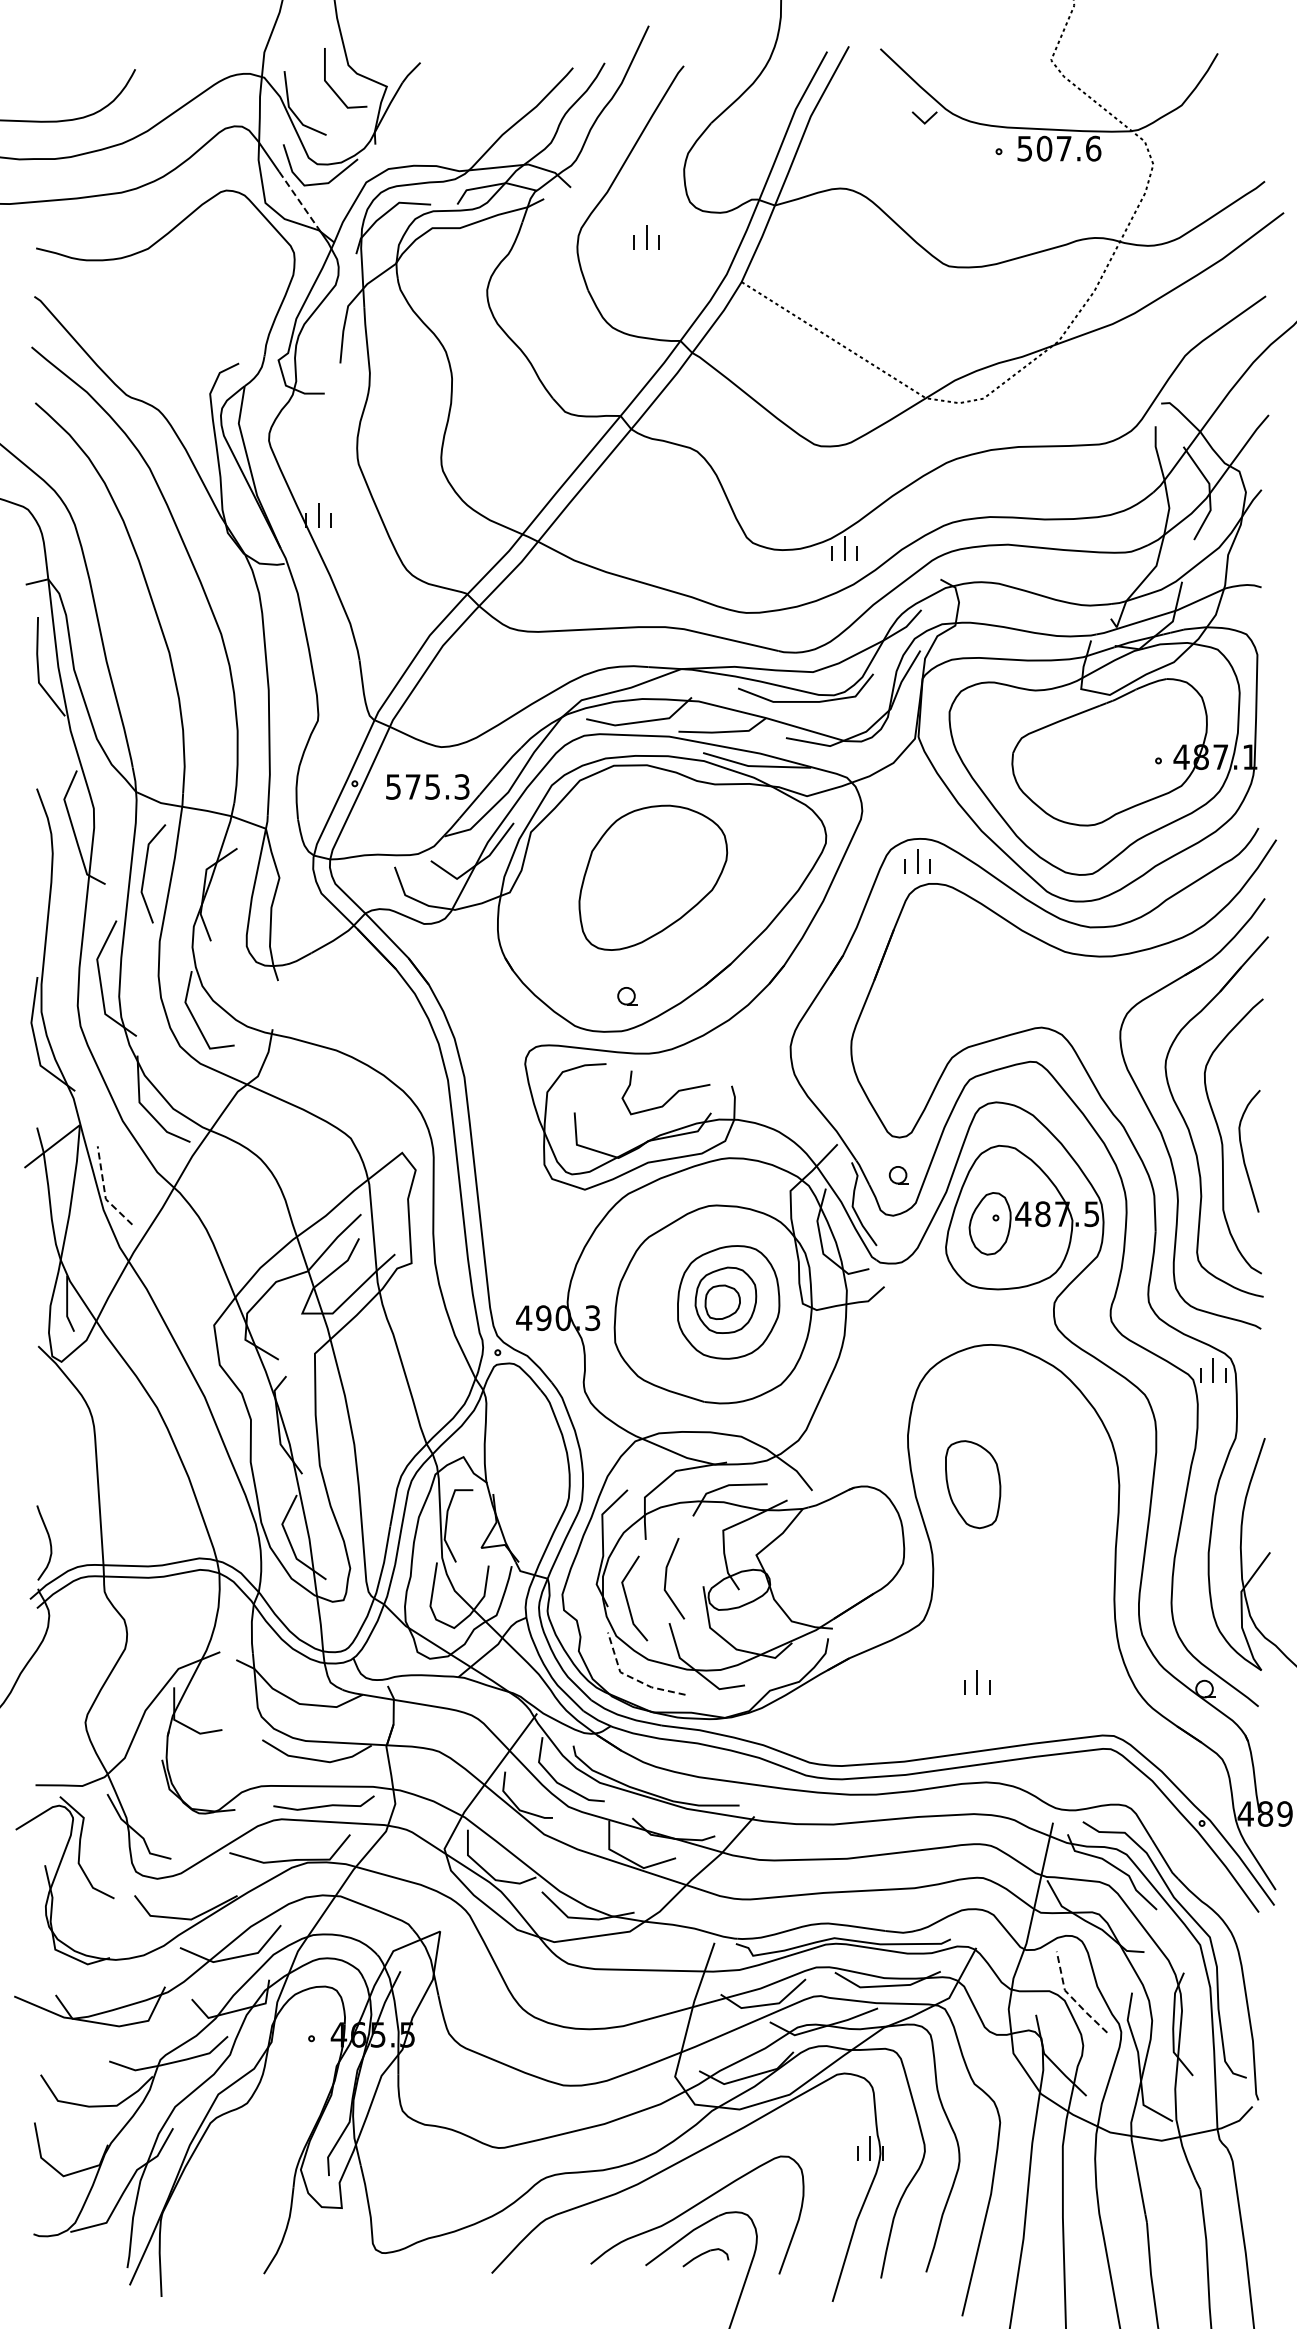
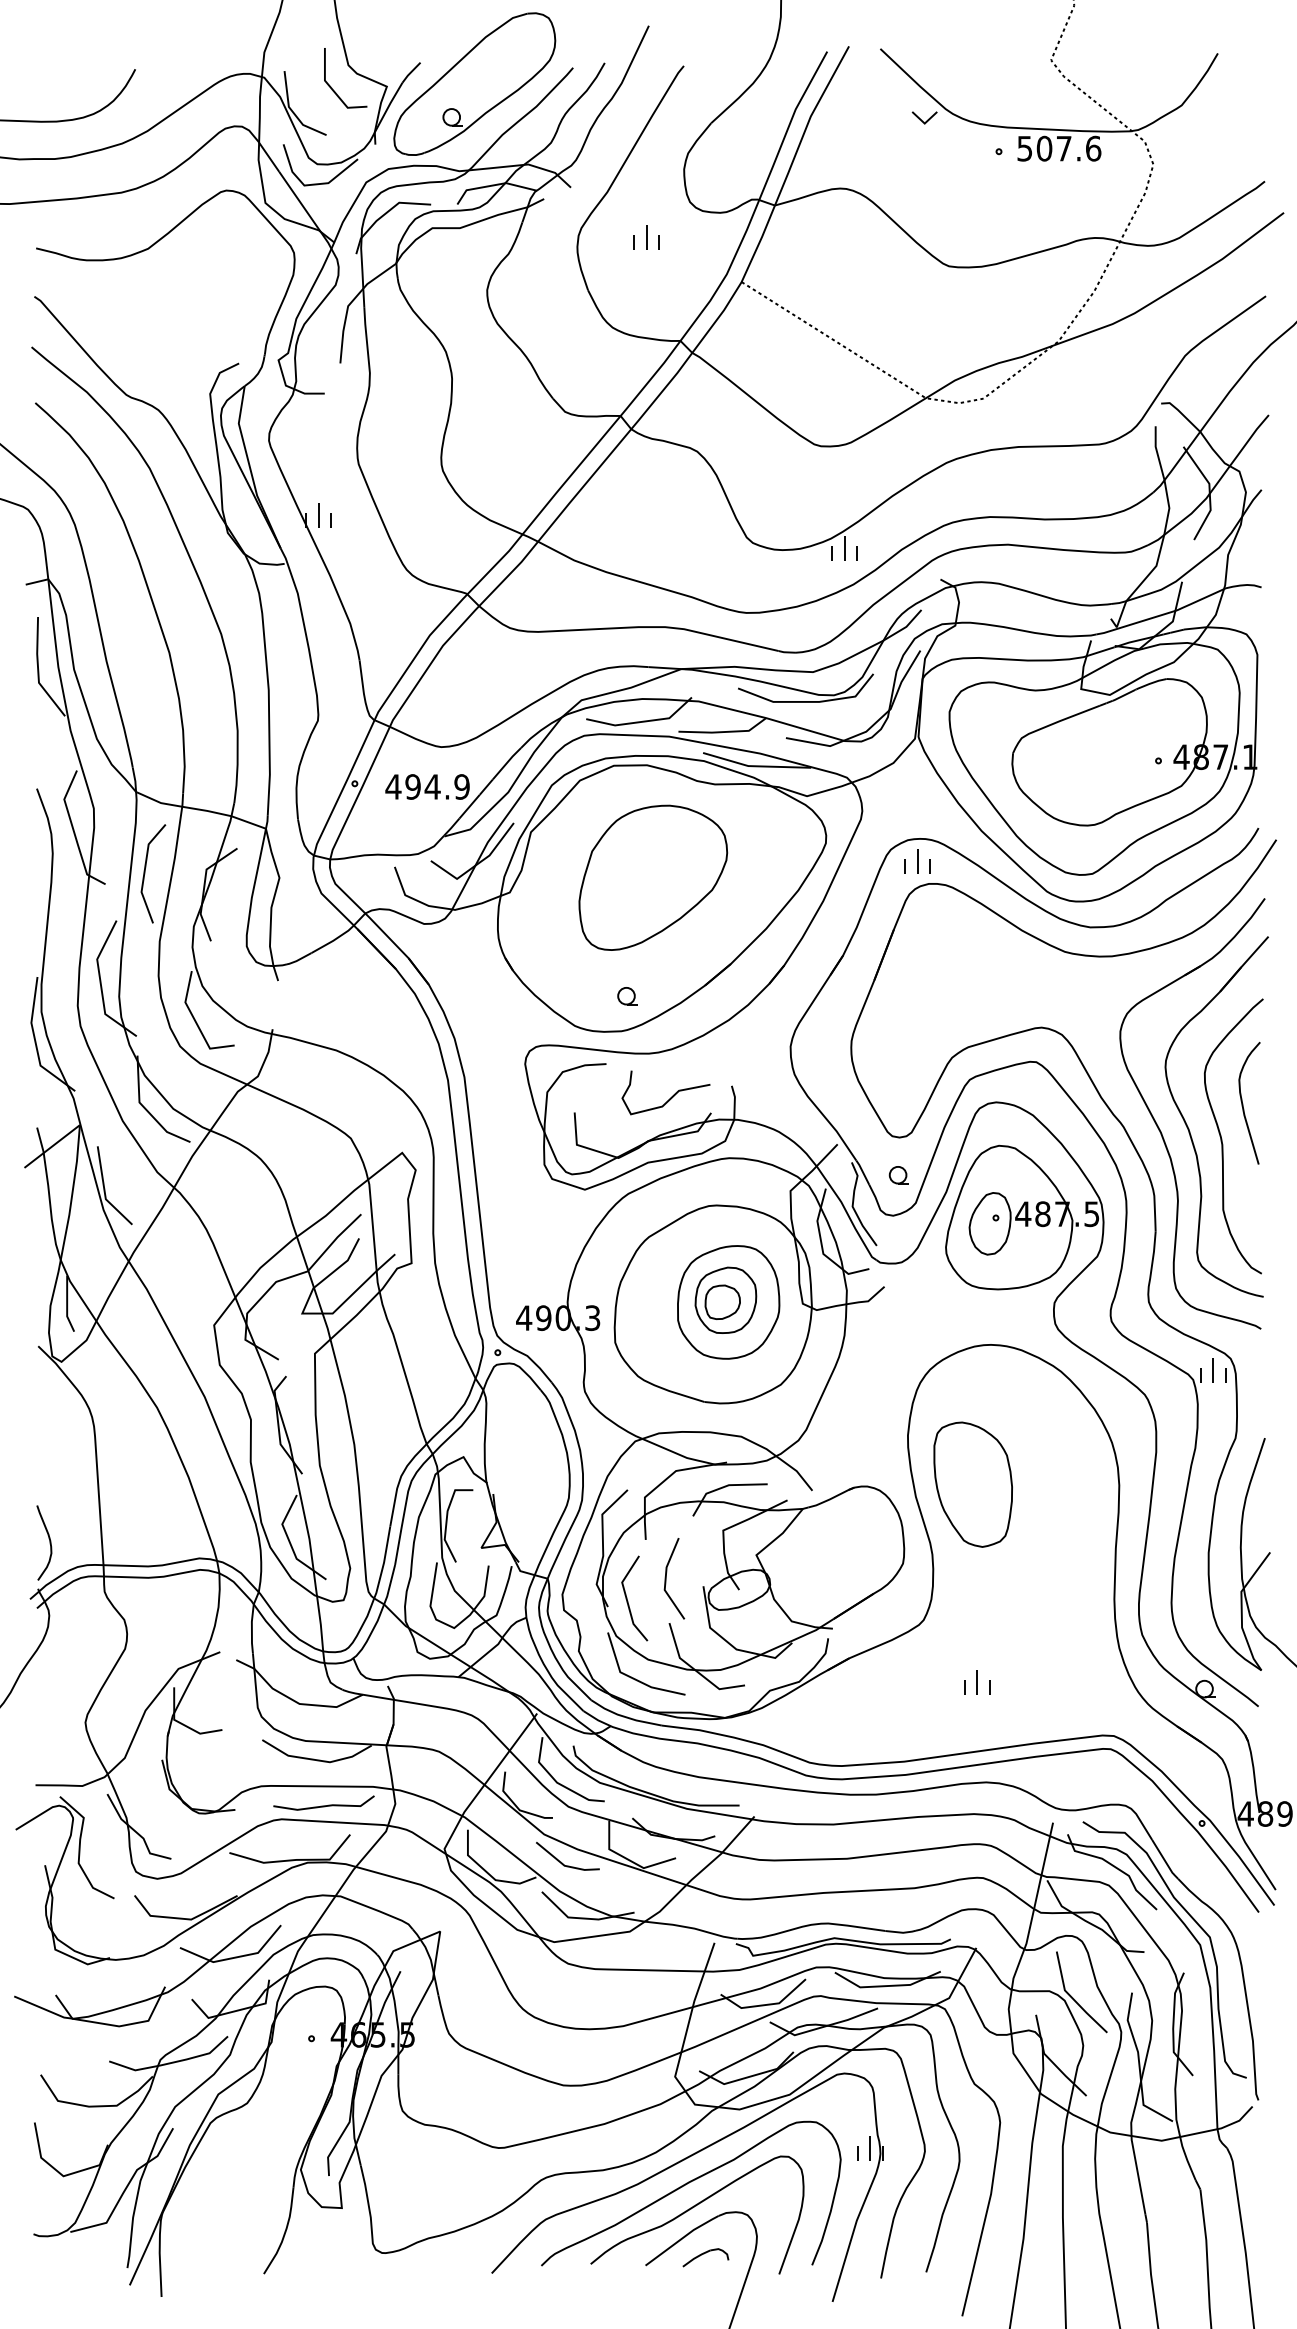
part: none -> present (474, 83)
line: dashed -> solid (299, 200)
text: 575.3 -> 494.9 (427, 786)
curve position: (1243, 1151) -> (1243, 1103) (1243, 1103)
line: dashed -> solid (104, 1191)
part size: 57x90 px -> 80x127 px (972, 1484)
line: dashed -> solid (632, 1678)
line: none -> present (561, 1861)
line: dashed -> solid (1071, 1997)
curve: none -> present (687, 2184)
